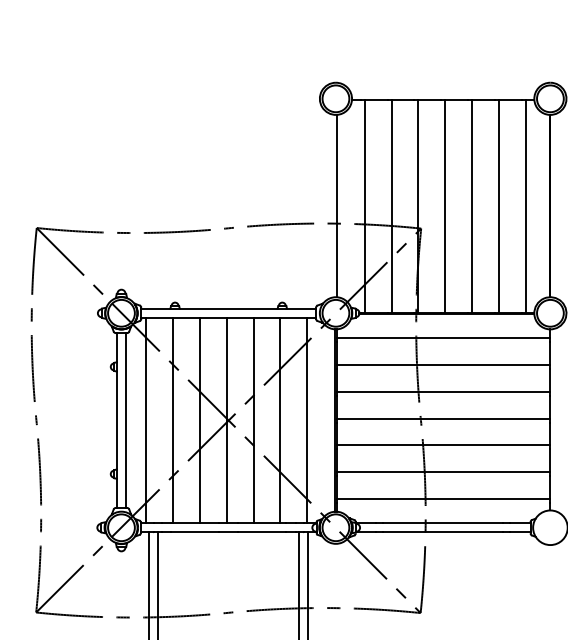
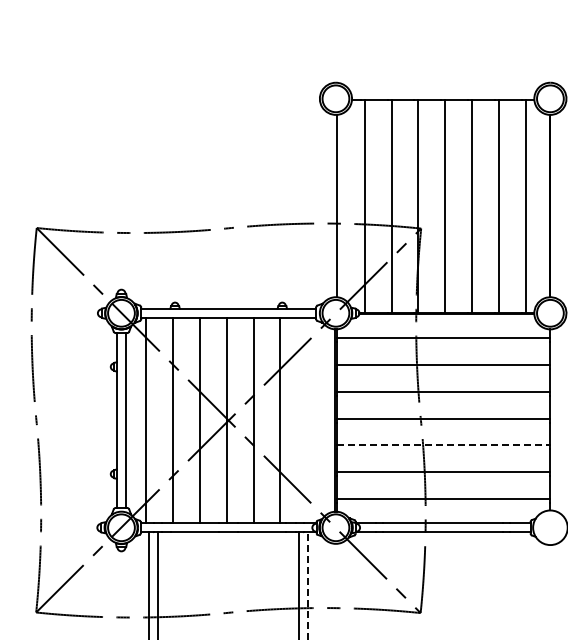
line: present -> none (307, 420)
line: solid -> dashed (443, 445)
line: solid -> dashed (308, 585)
